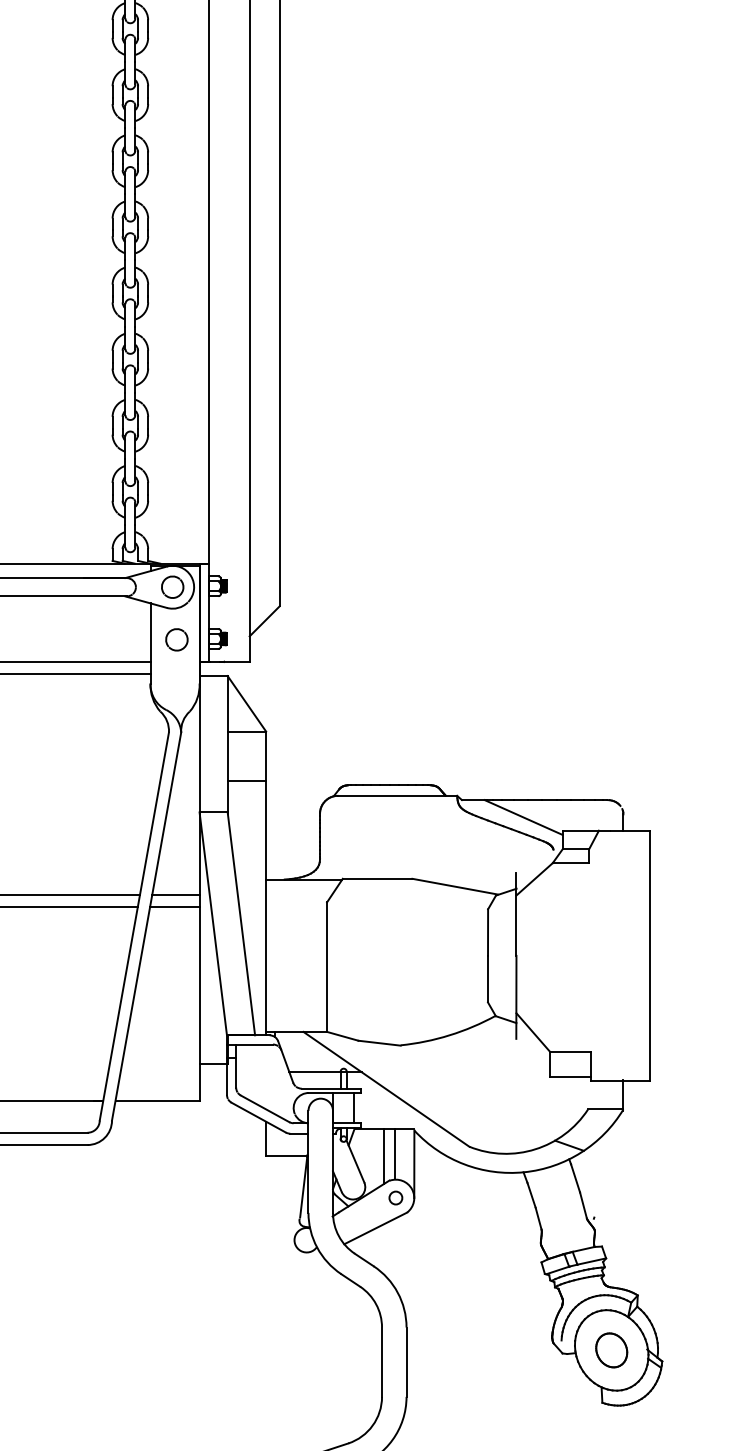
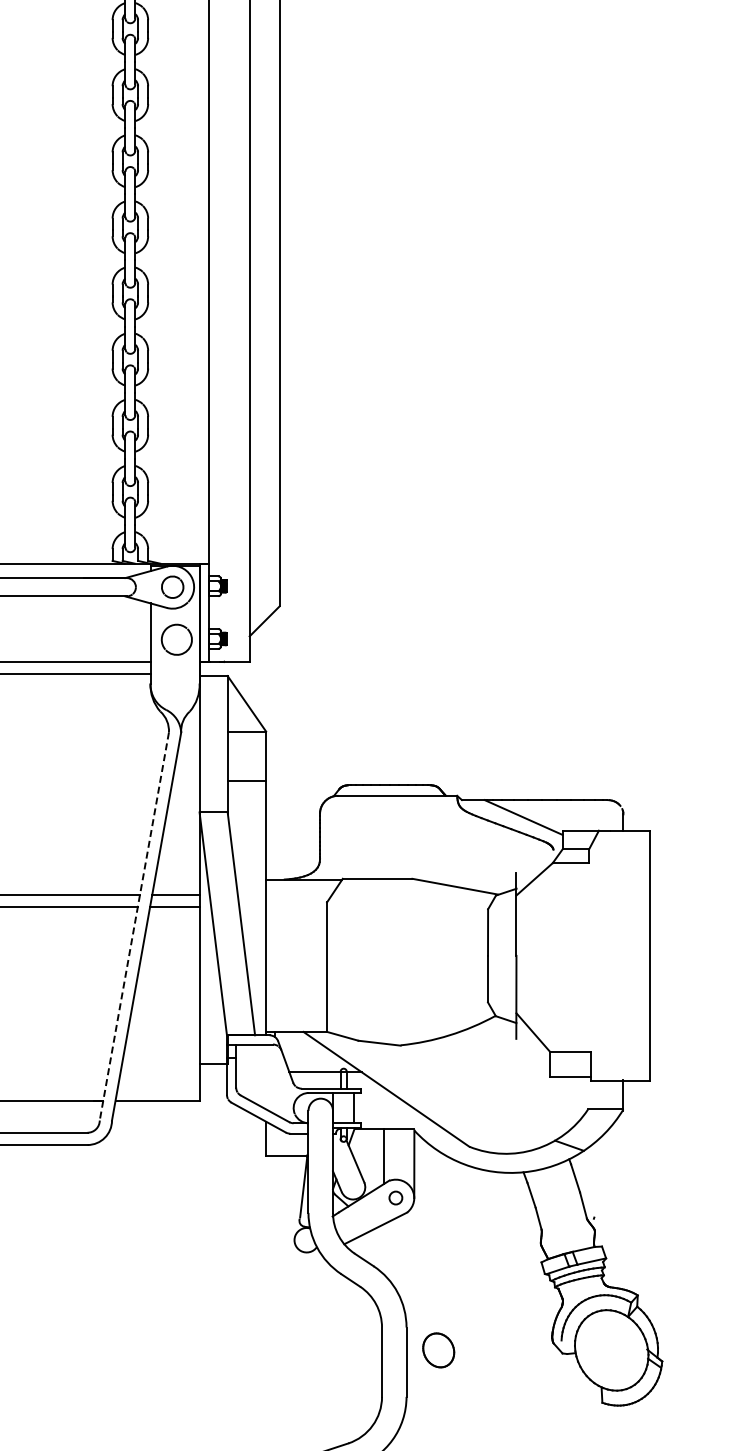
part size: 24x24 px -> 33x33 px (176, 639)
line: solid -> dashed (134, 927)
line: present -> none (394, 1154)
part position: (611, 1350) -> (438, 1350) (438, 1350)
